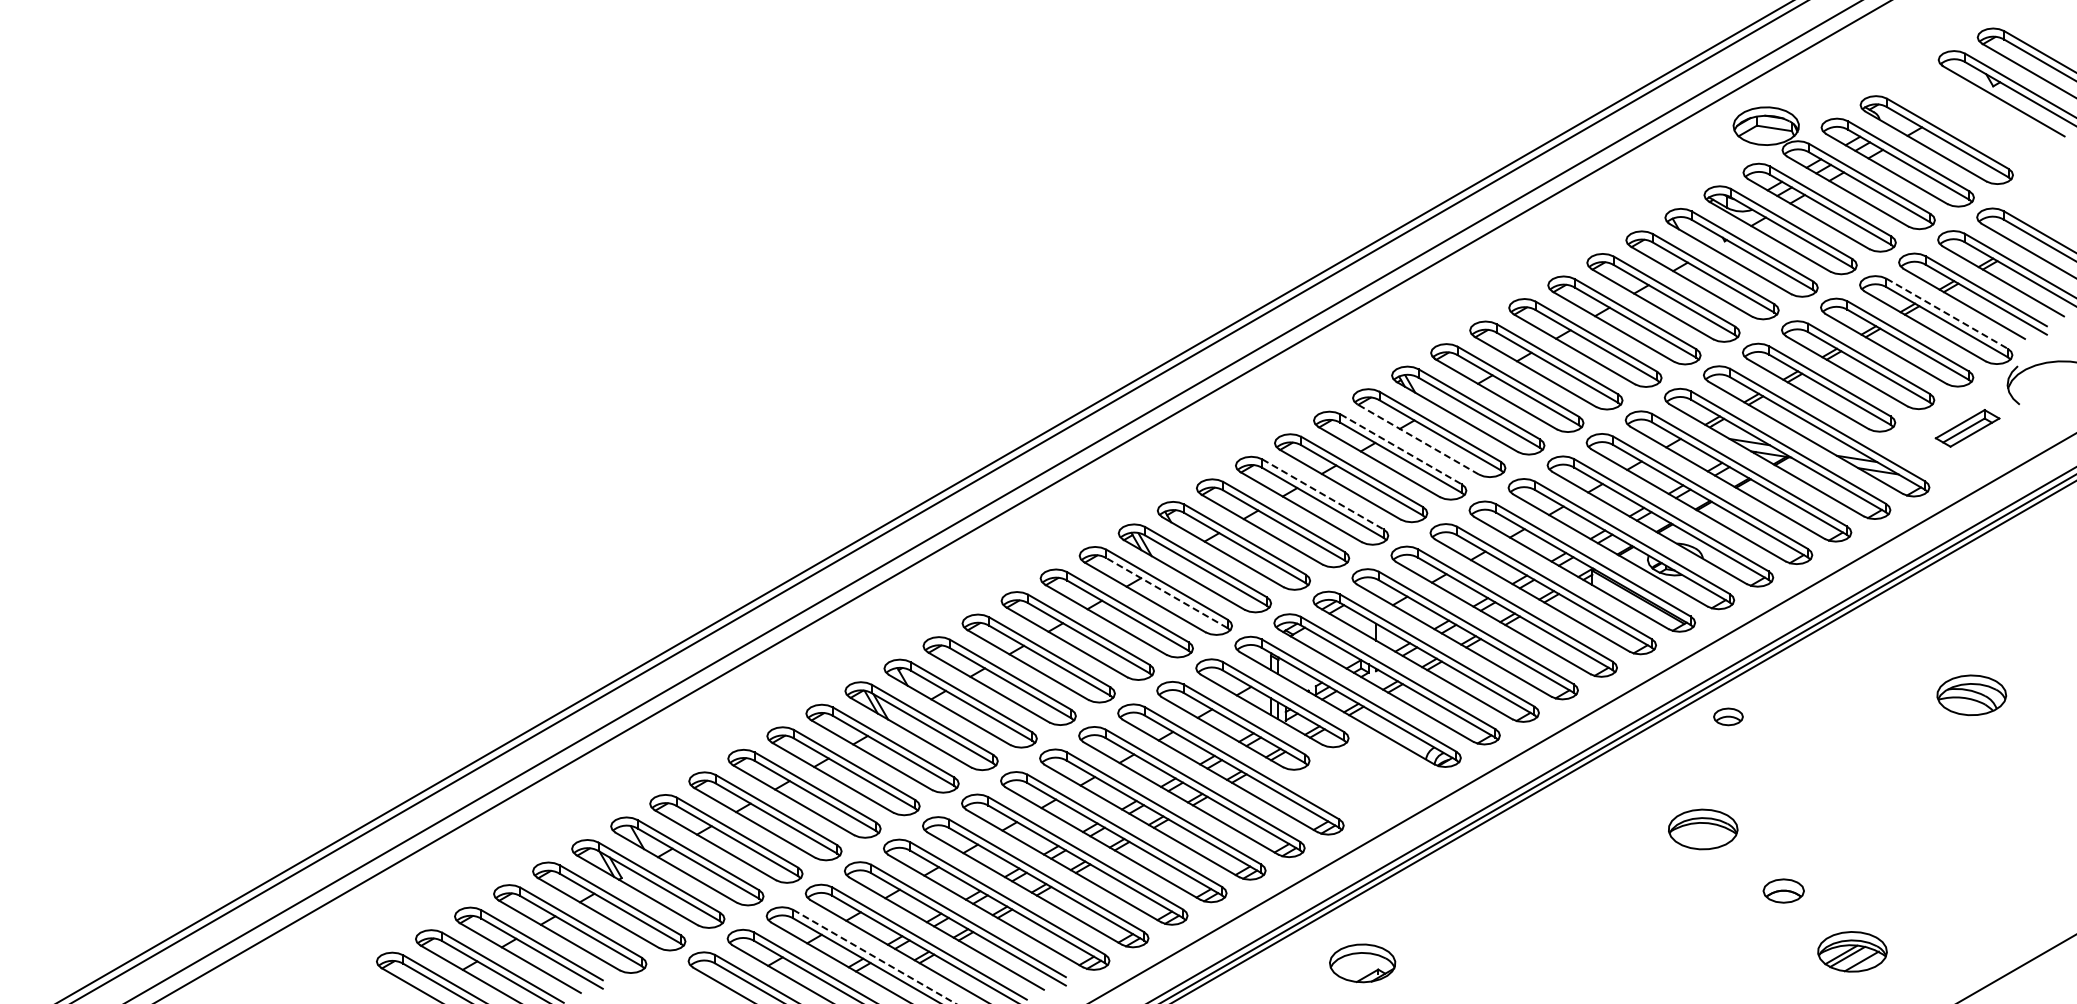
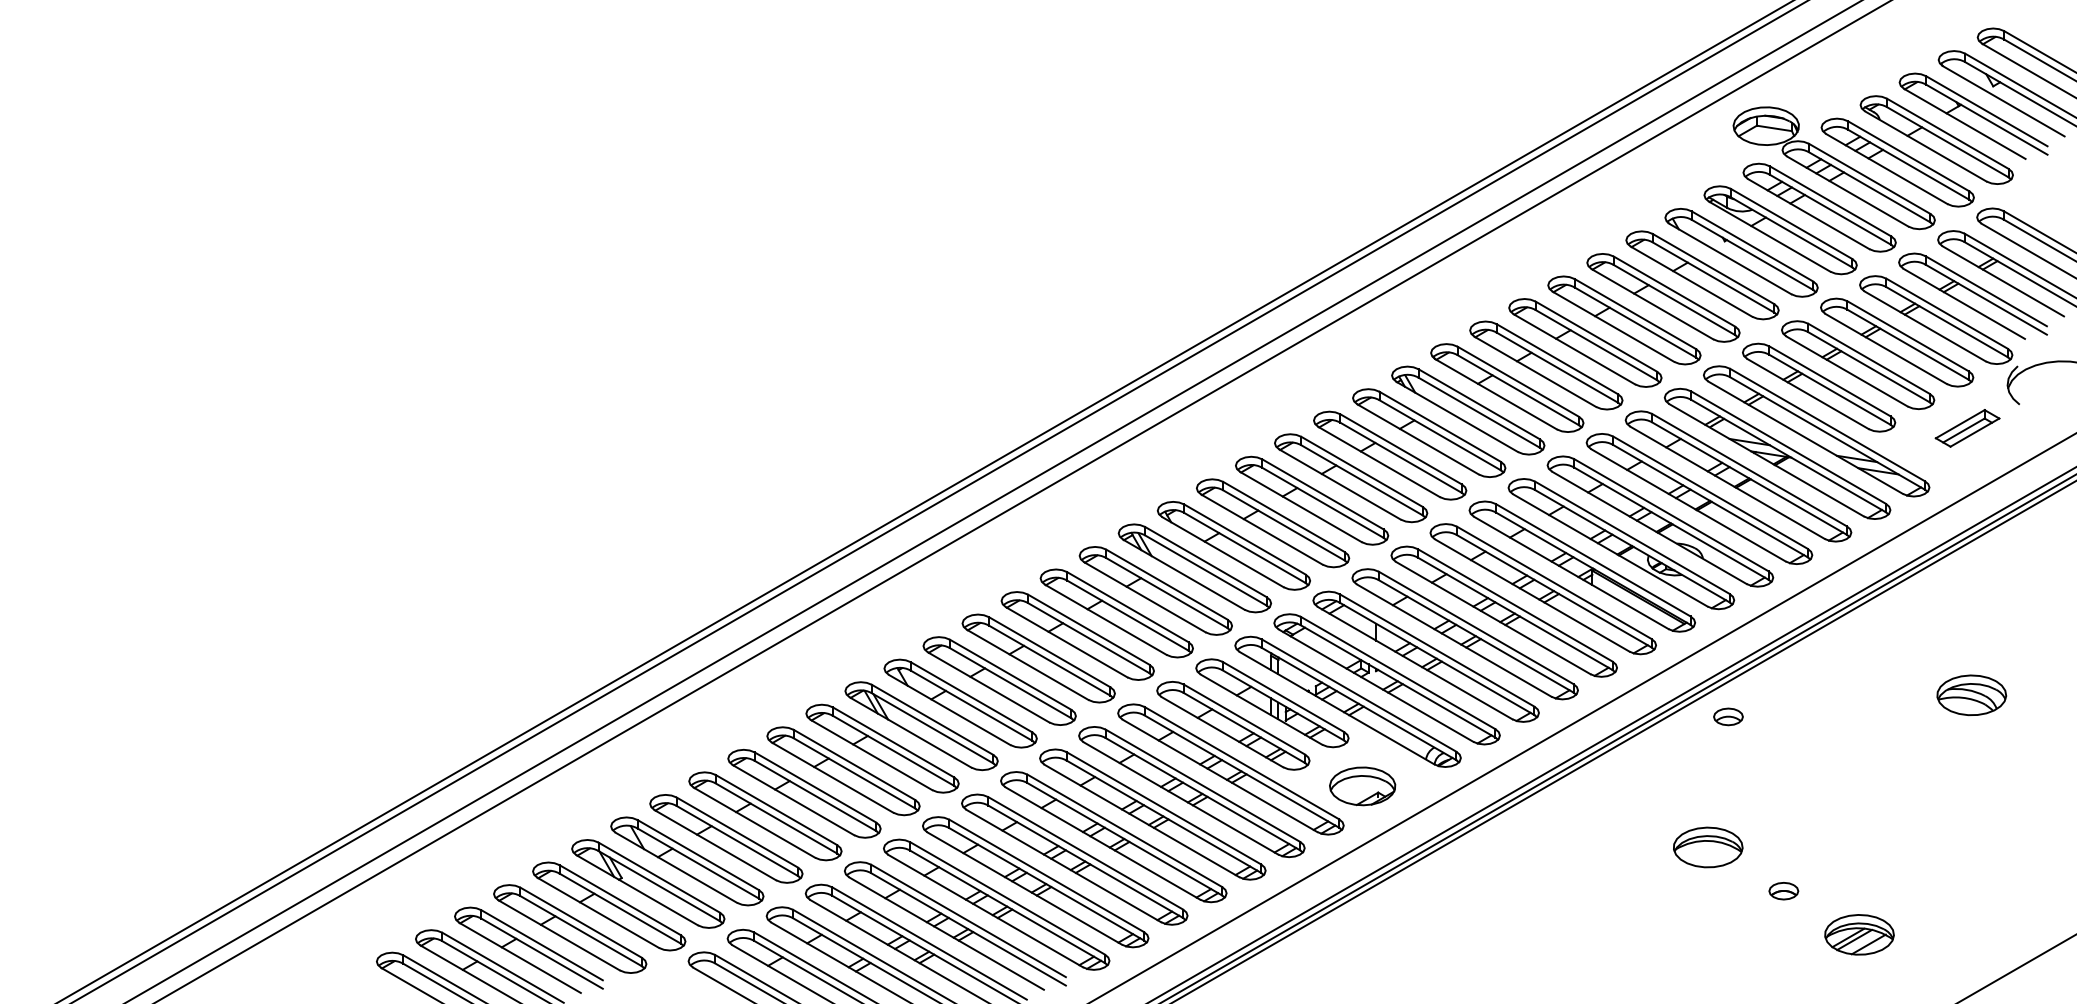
part: none -> present (1973, 115)
line: dashed -> solid (1947, 314)
line: dashed -> solid (1417, 439)
line: dashed -> solid (1401, 449)
line: dashed -> solid (1323, 494)
line: dashed -> solid (1166, 592)
part position: (1703, 829) -> (1708, 847) (1708, 847)
part size: 43x26 px -> 32x19 px (1783, 891)
part position: (1852, 951) -> (1859, 934) (1859, 934)
line: dashed -> solid (874, 956)
part position: (1362, 963) -> (1362, 786) (1362, 786)
